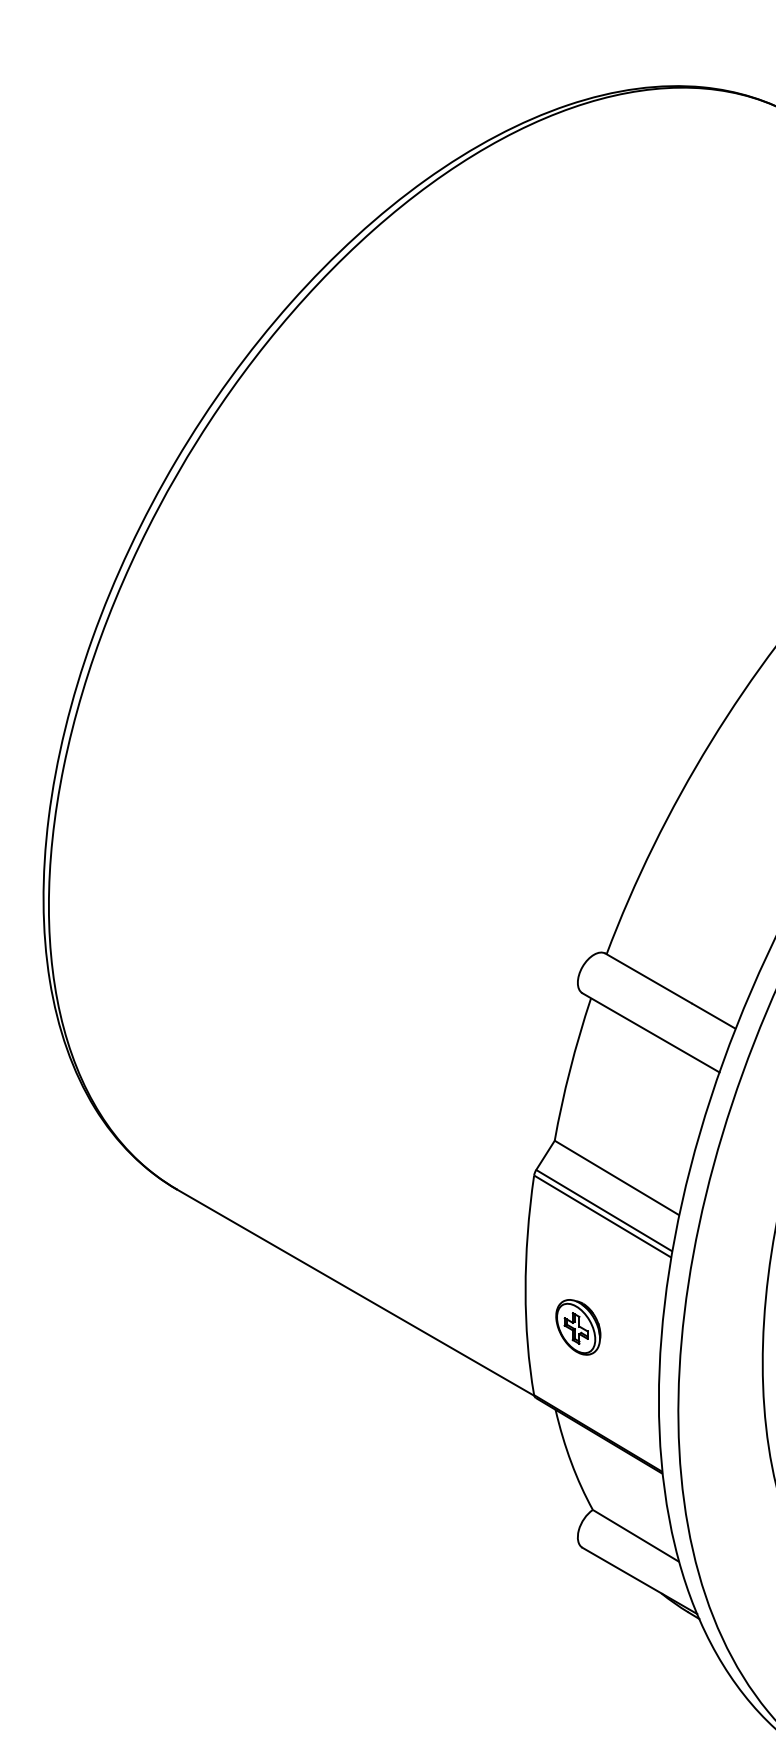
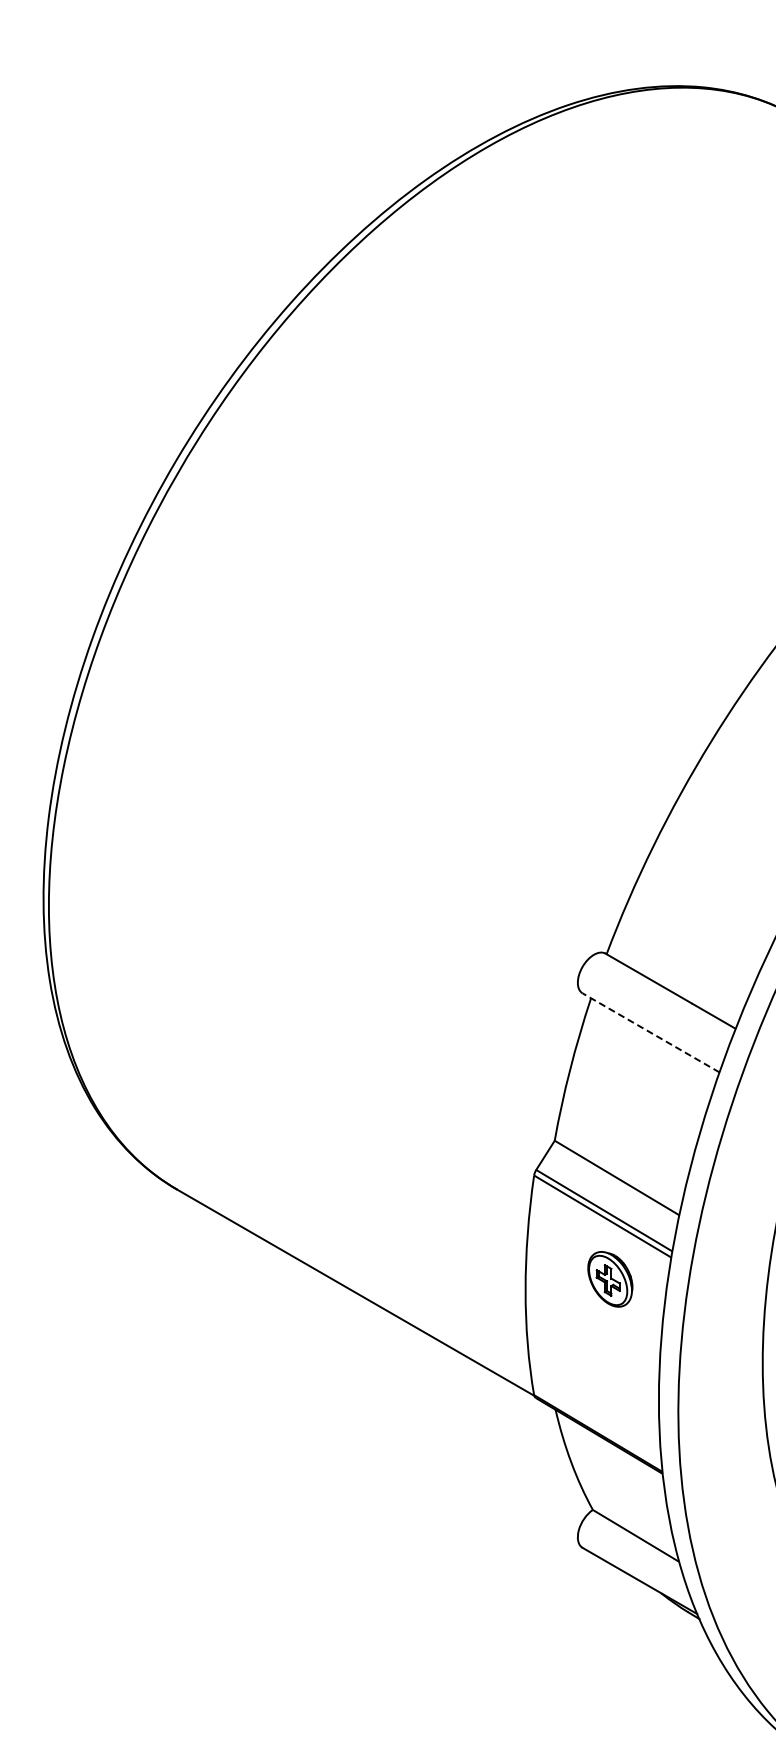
line: solid -> dashed (650, 1032)
part position: (578, 1327) -> (610, 1279) (610, 1279)
